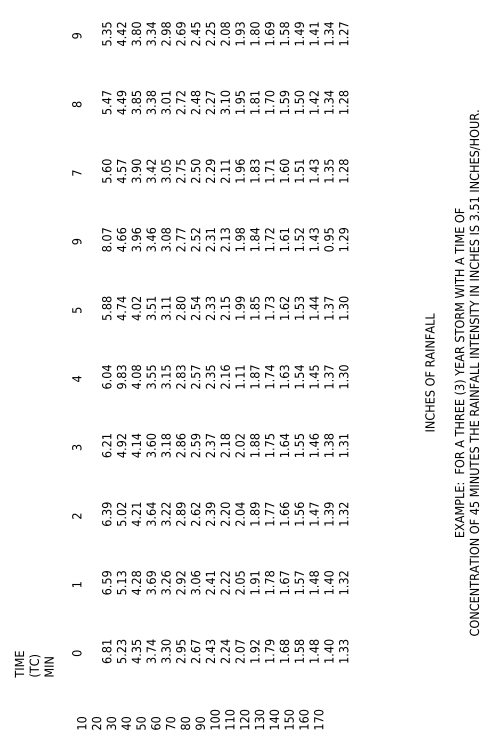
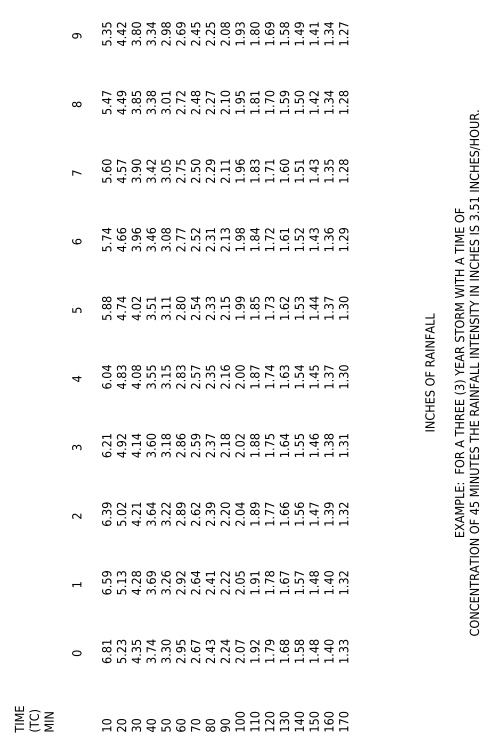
text: 3.10 -> 2.10 (225, 111)
text: 8.07 -> 5.74 (106, 239)
text: 0.95 -> 1.36 (328, 239)
text: 9 -> 6 (76, 241)
text: 1.11 -> 2.00 (239, 376)
text: 9.83 -> 4.83 (121, 385)
text: 3.06 -> 2.64 (195, 582)
text position: (34, 664) -> (34, 719) (34, 719)
text position: (200, 719) -> (225, 721) (225, 721)
